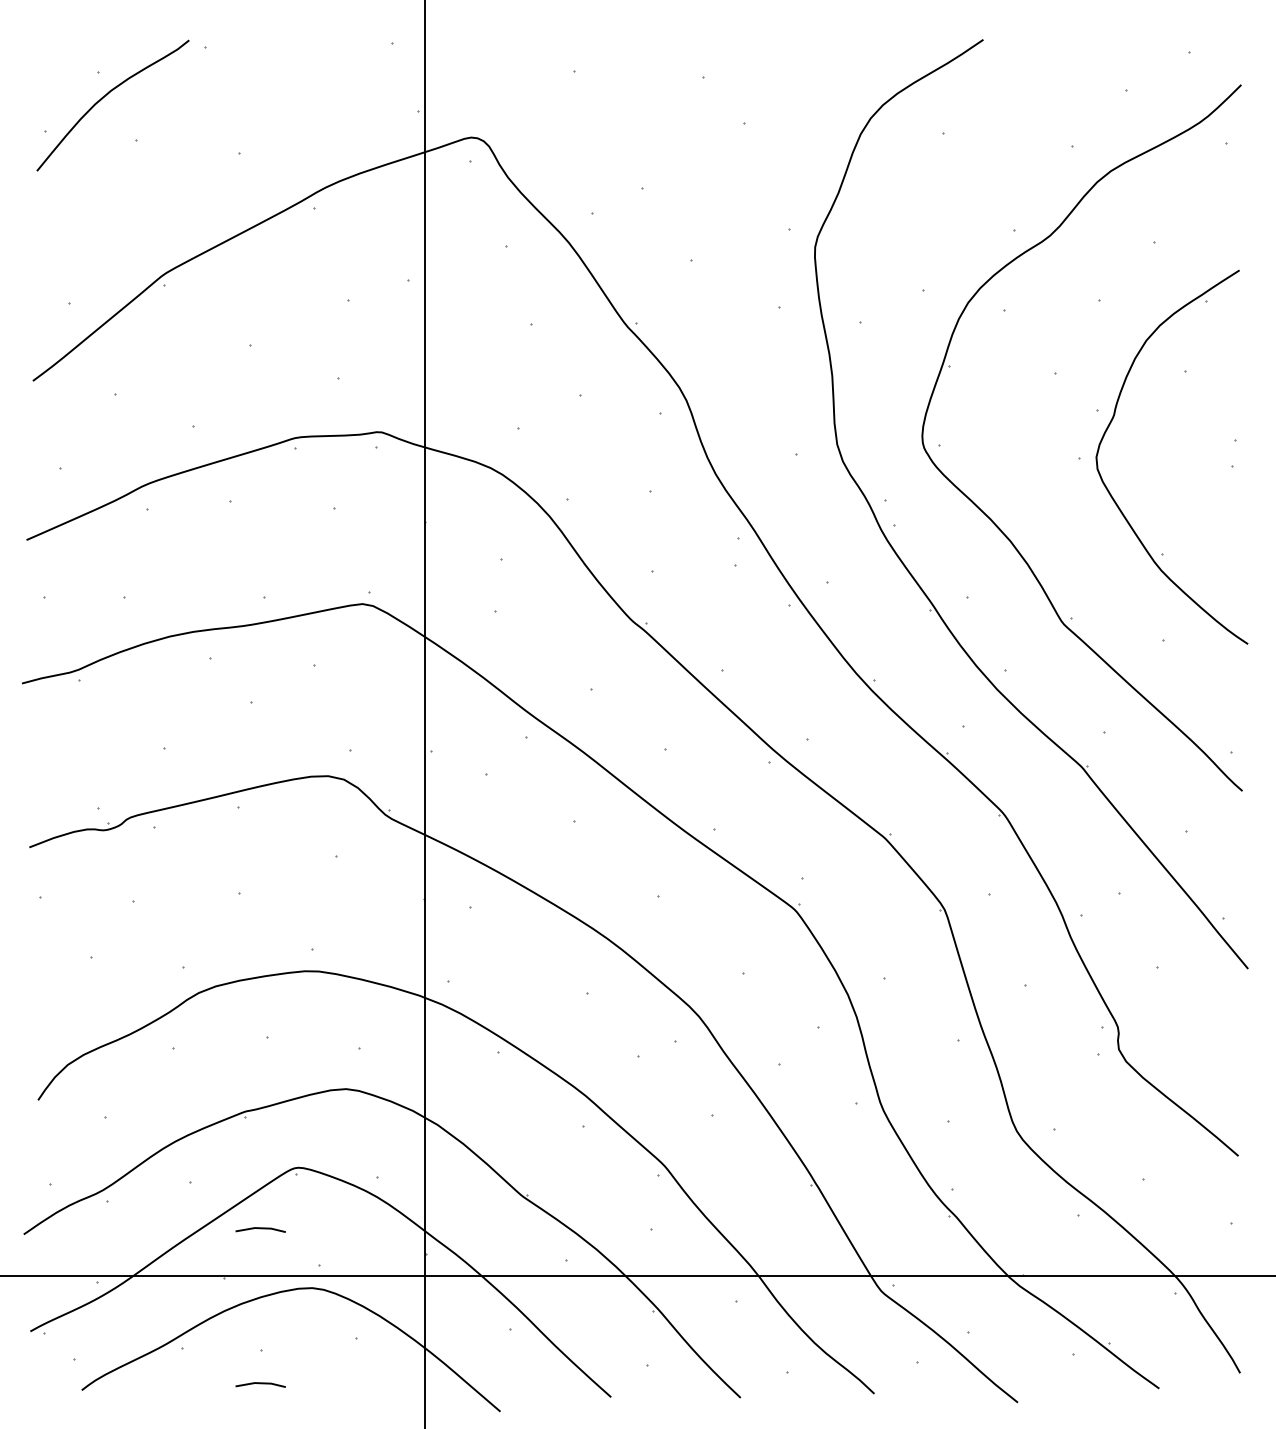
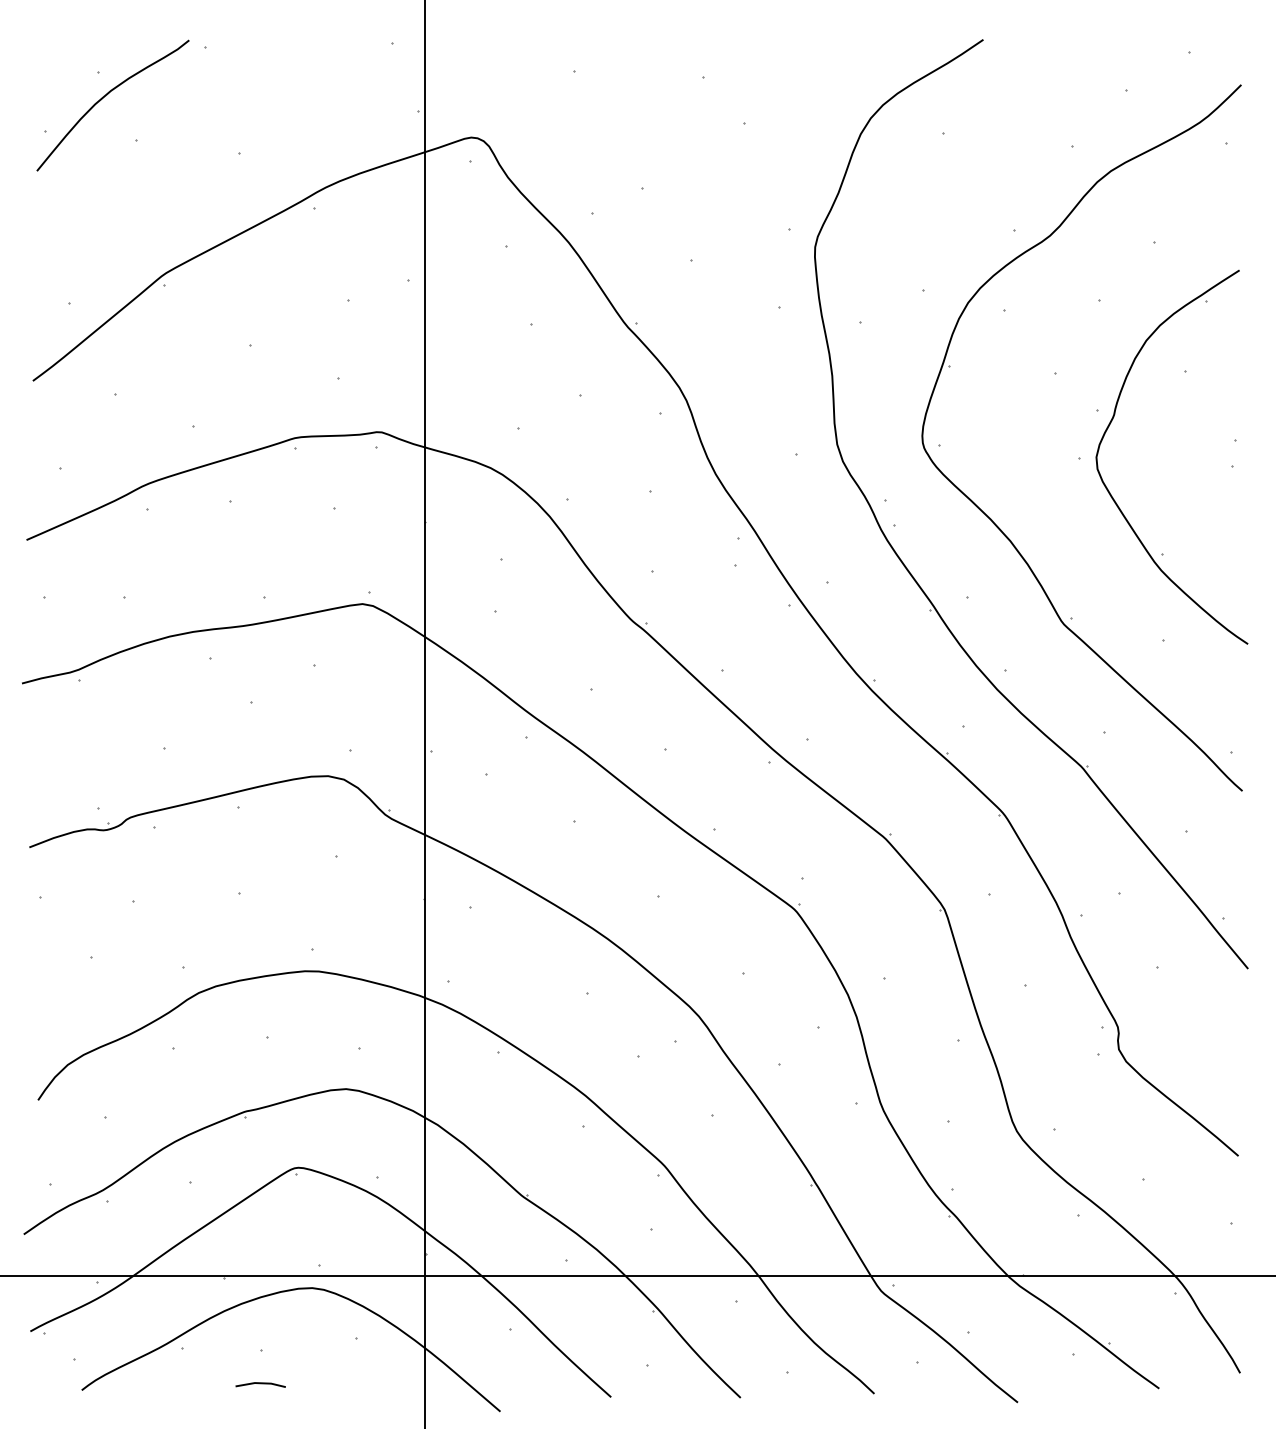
line: present -> none (260, 1229)
